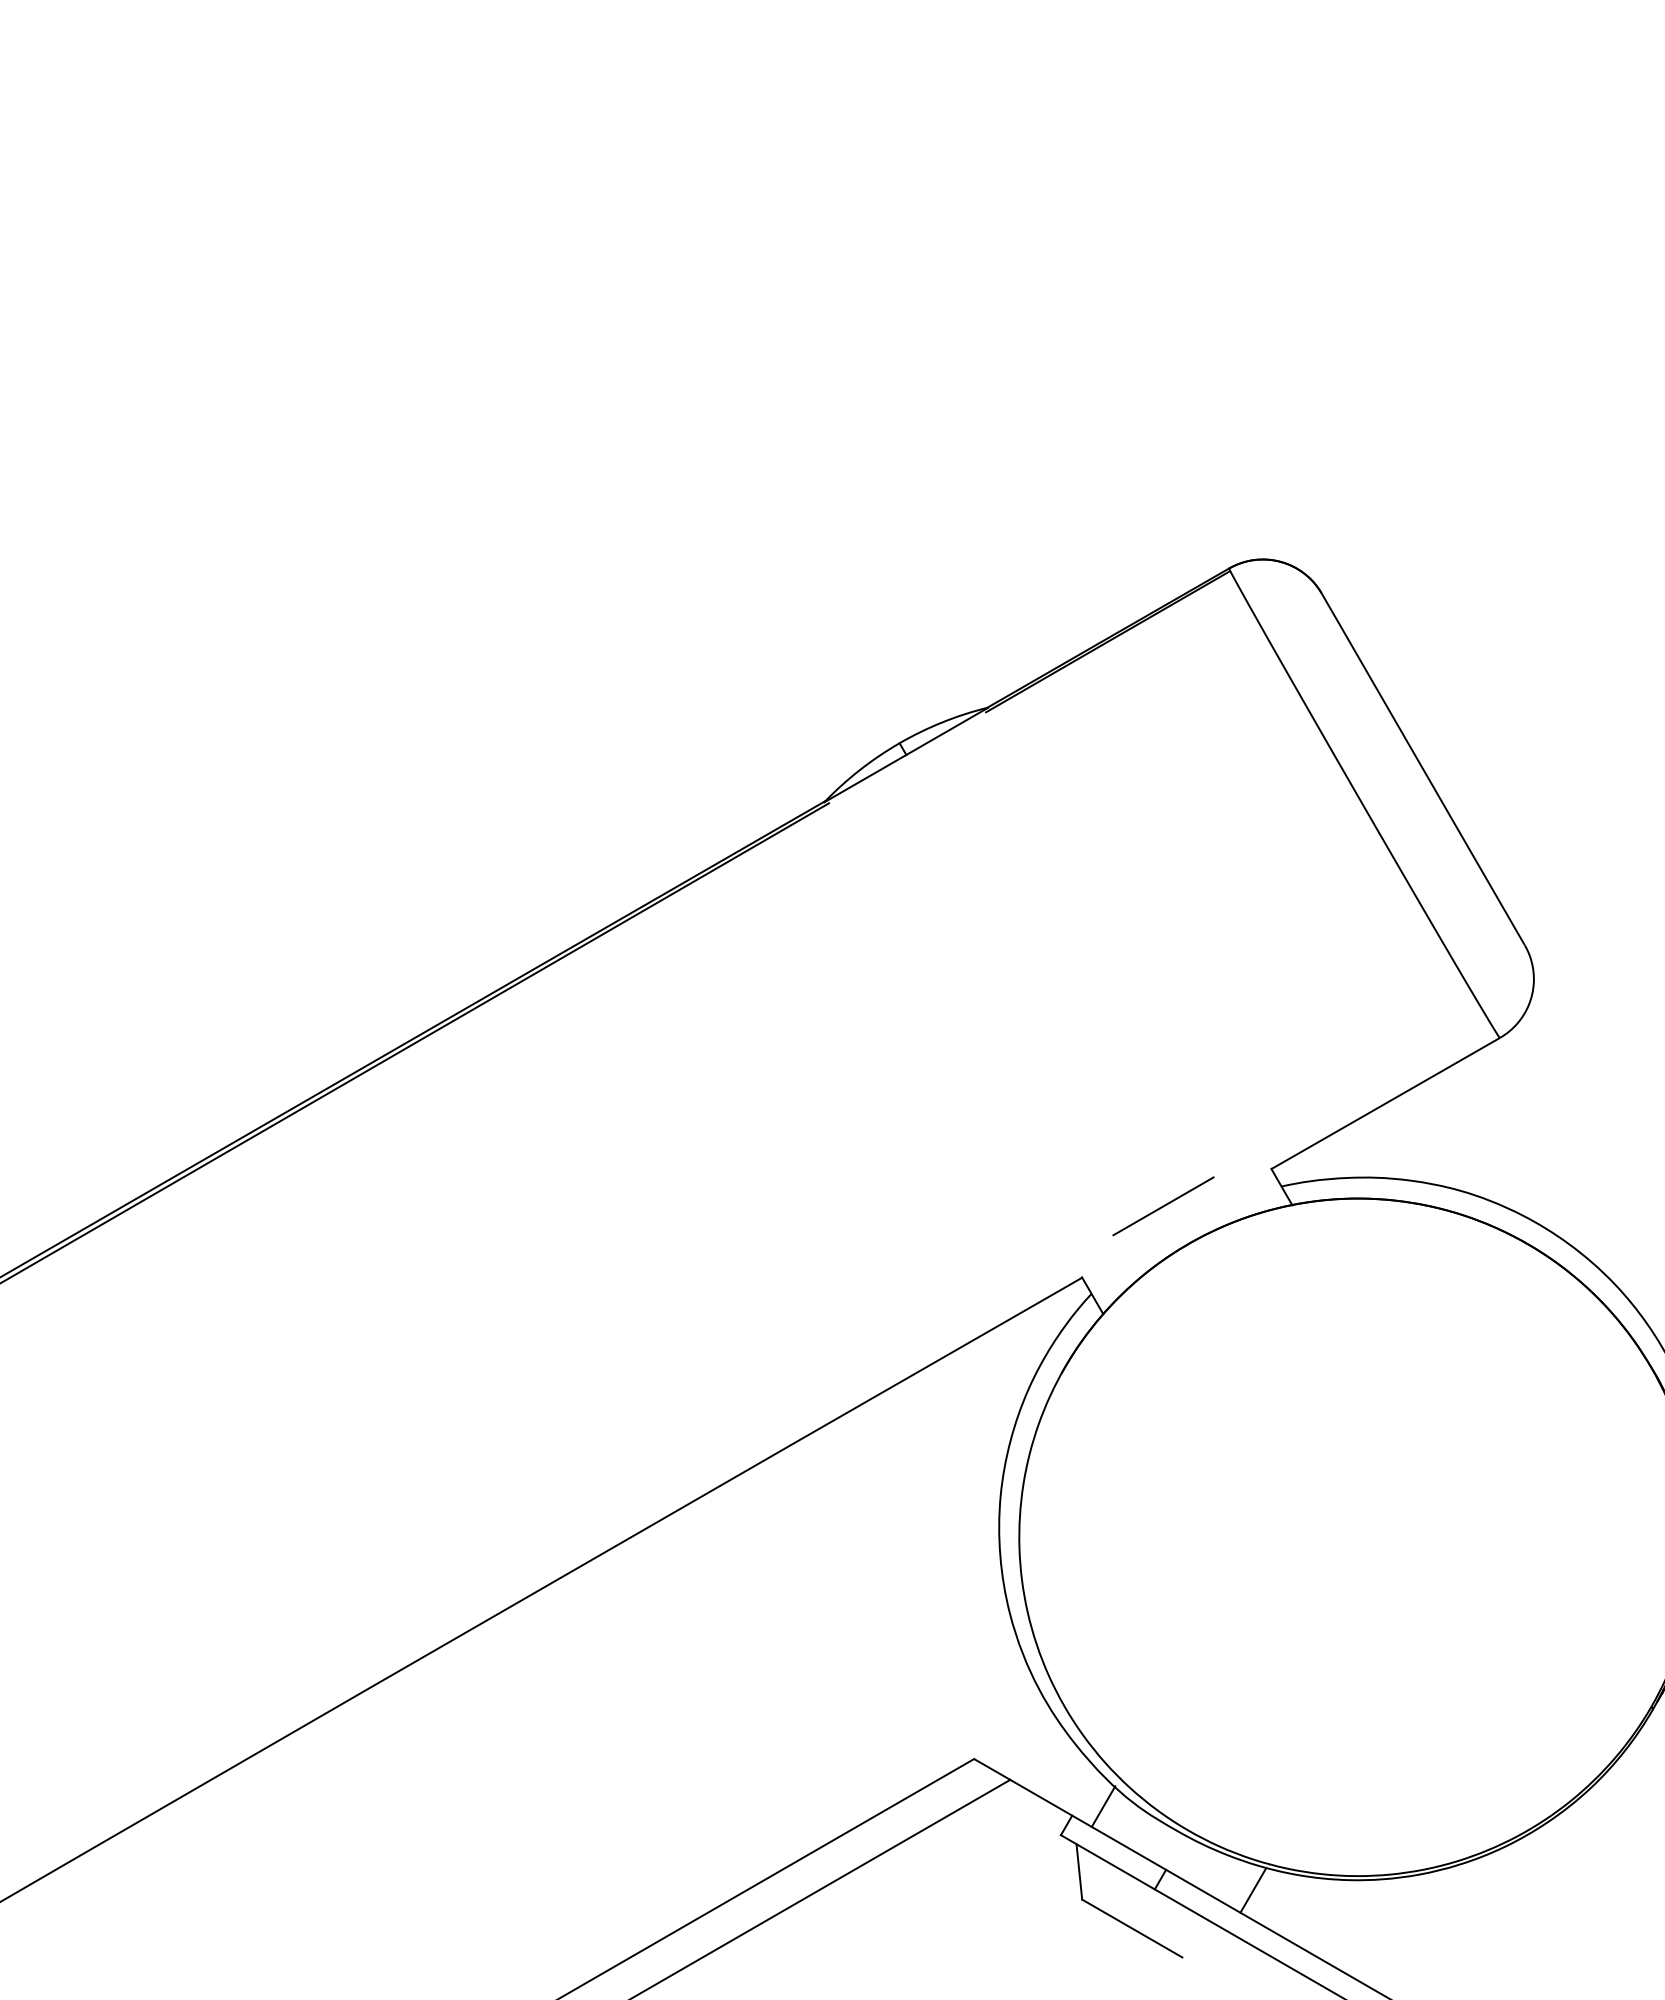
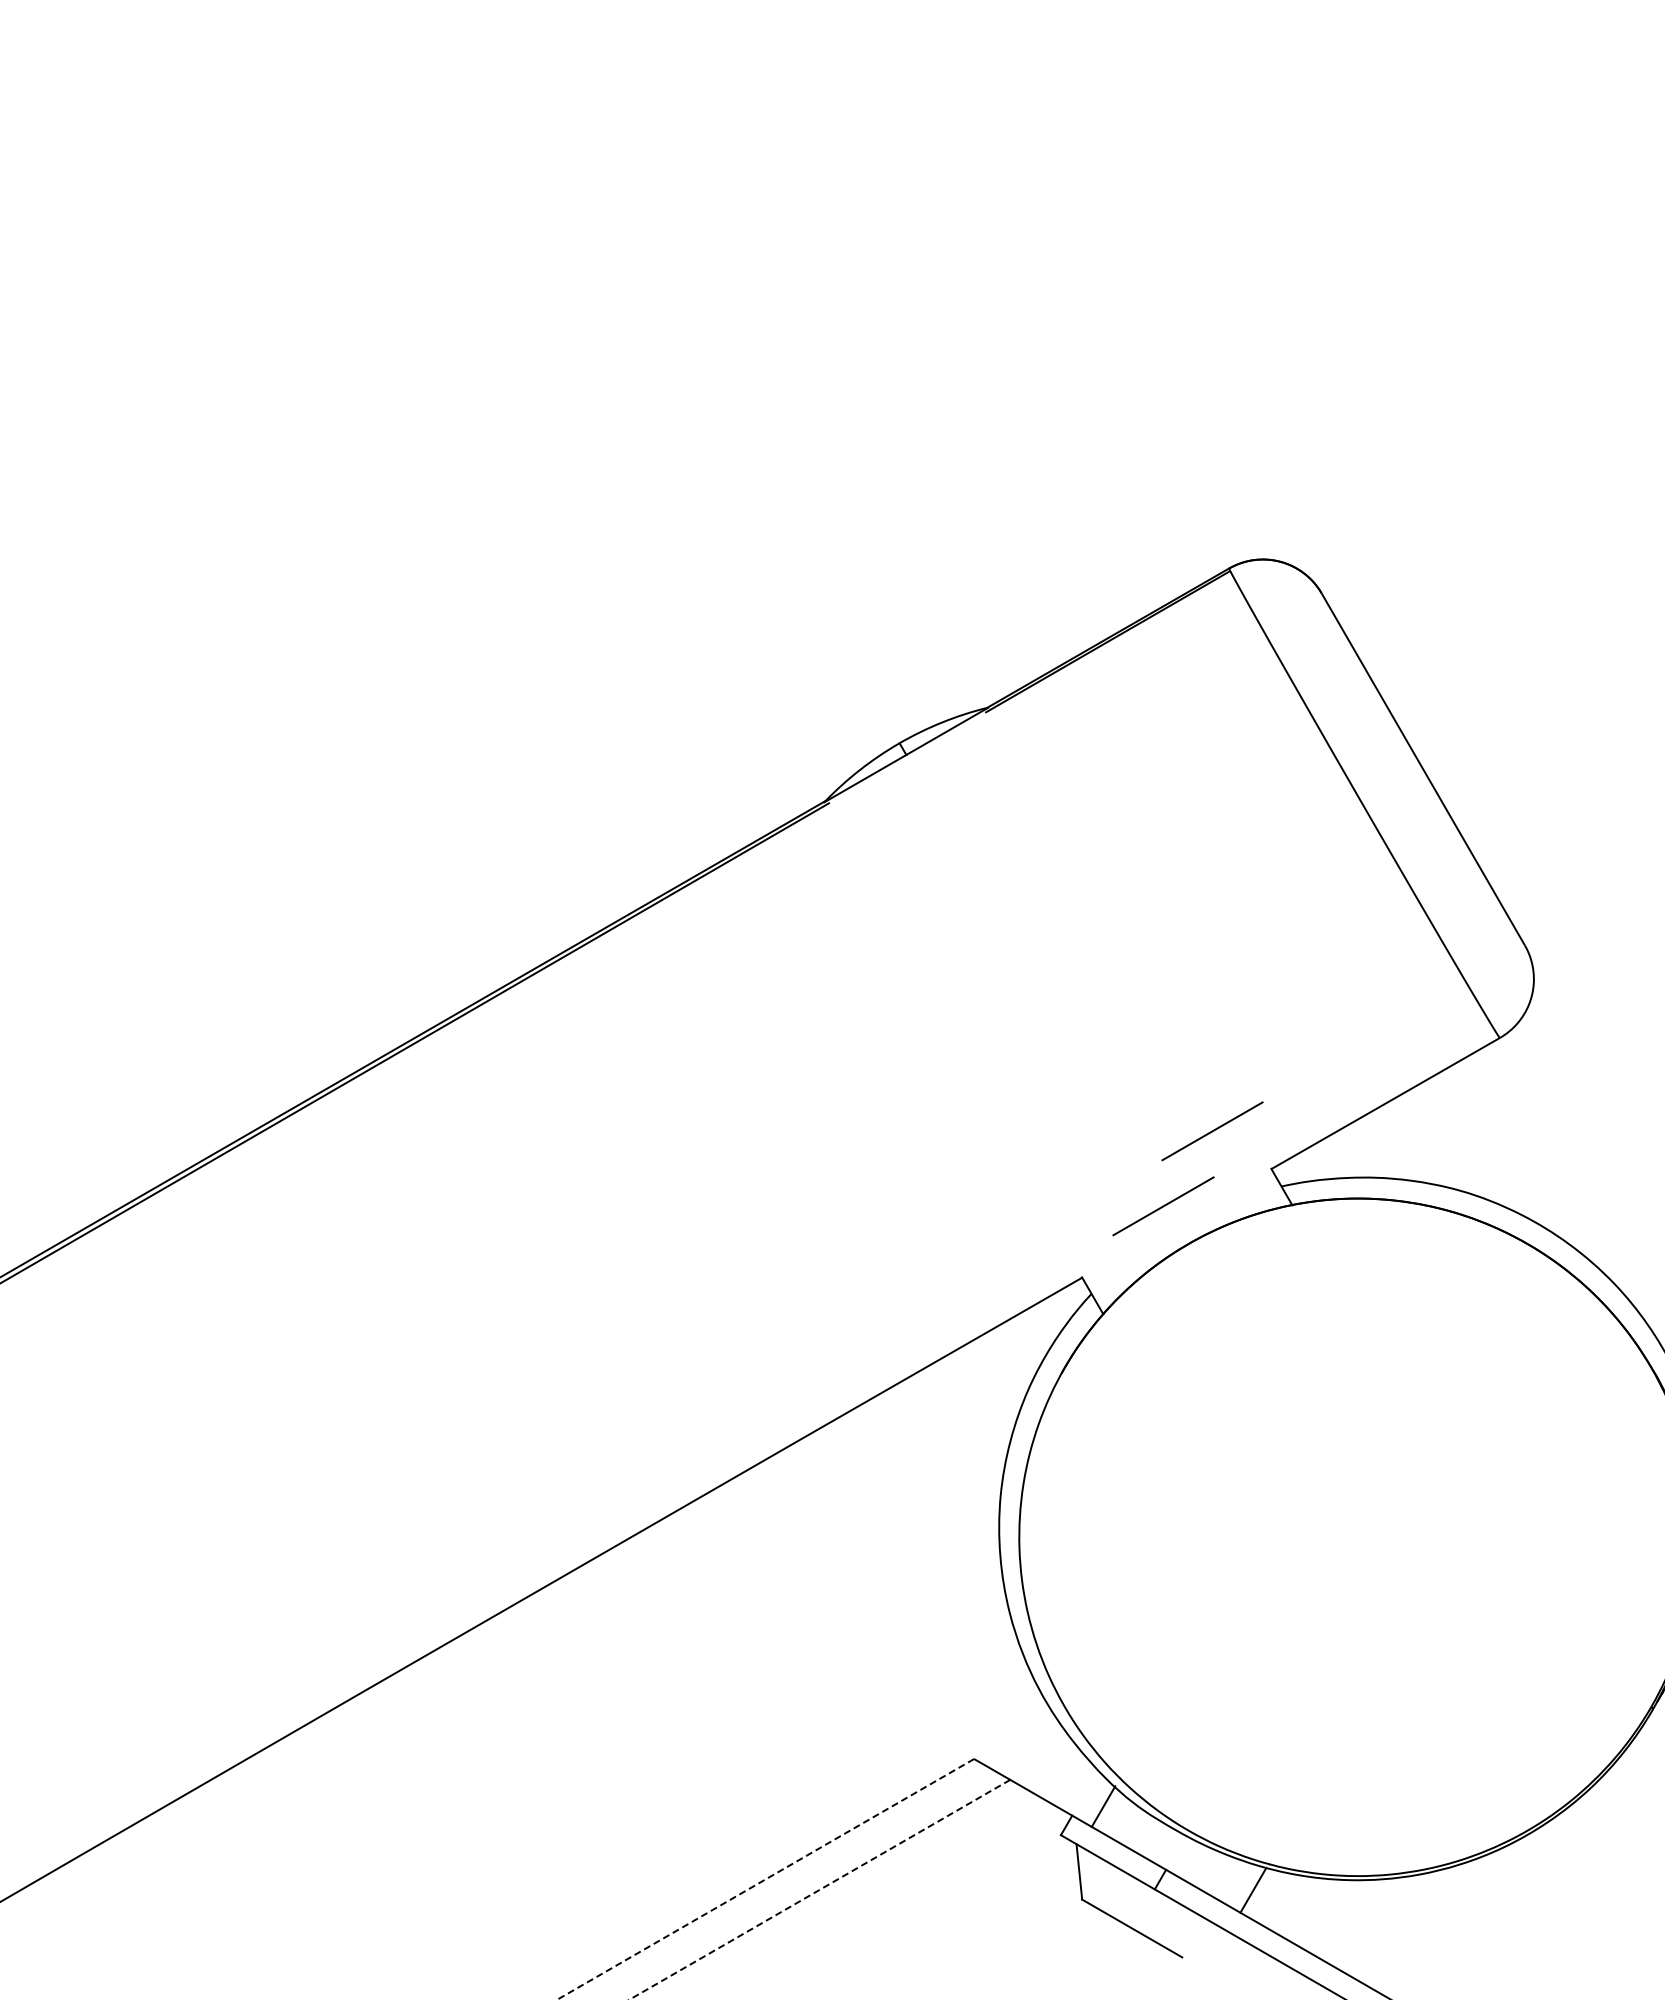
line: none -> present (1212, 1131)
line: solid -> dashed (765, 1879)
line: solid -> dashed (819, 1889)
